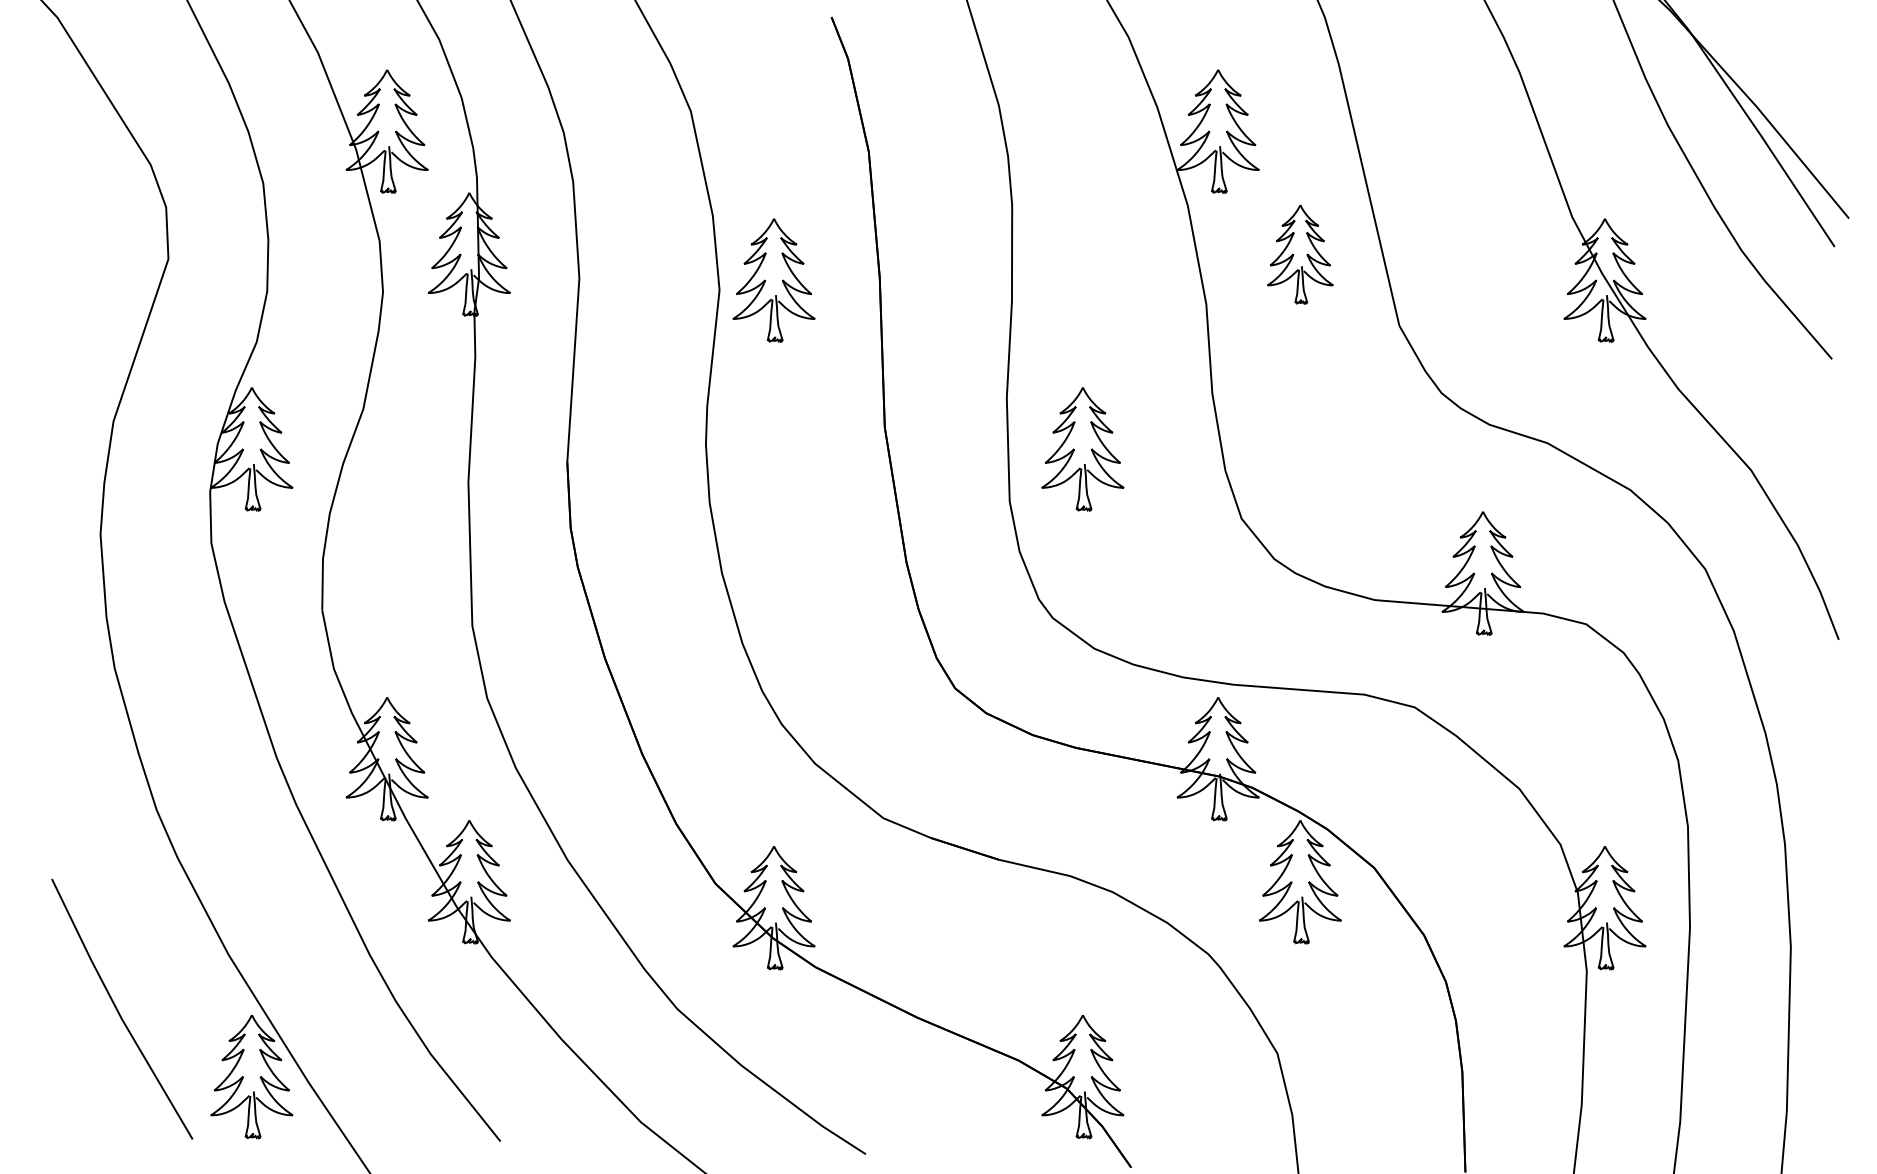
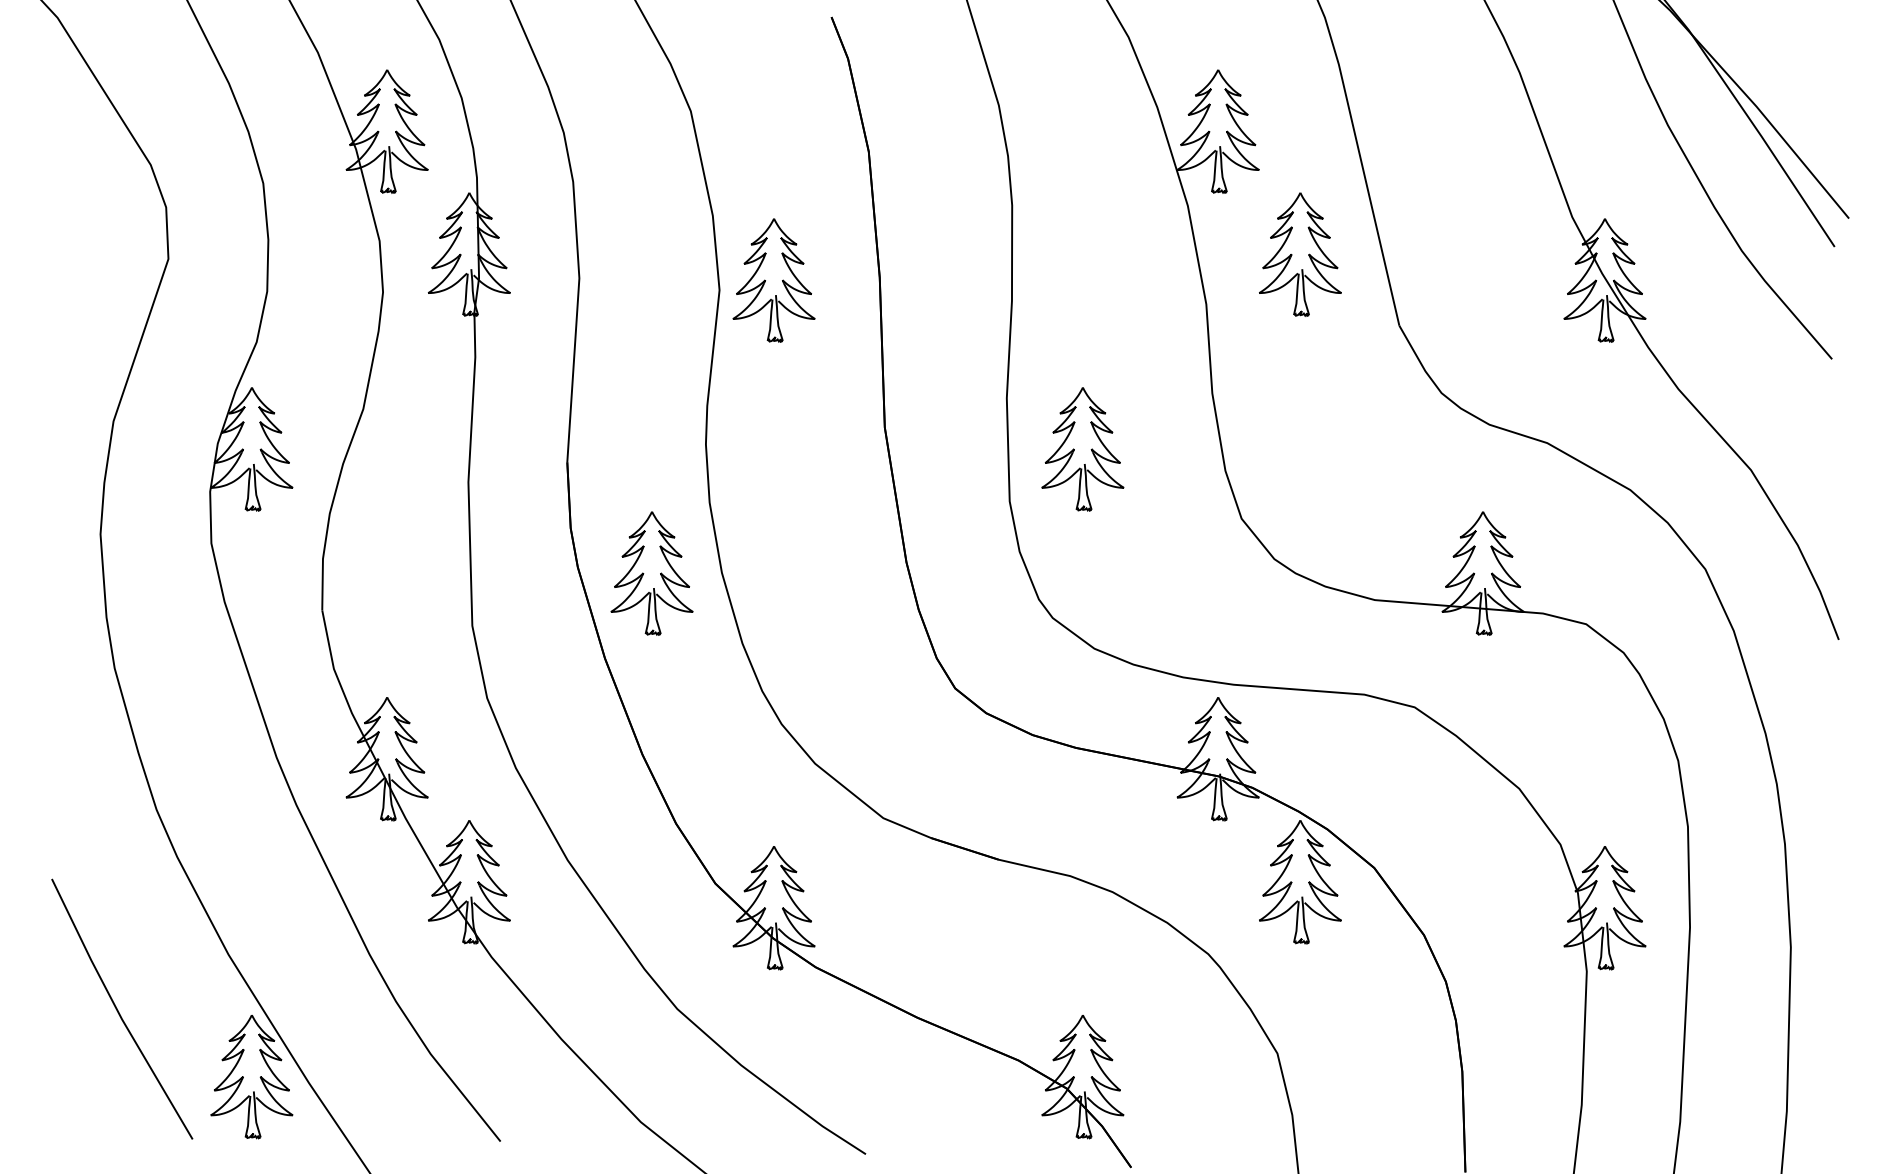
part size: 67x100 px -> 83x125 px (1300, 254)
part: none -> present (651, 573)
